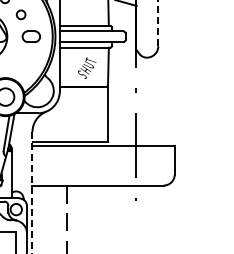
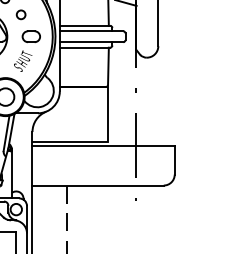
line: dashed -> solid (158, 23)
text position: (87, 67) -> (23, 60) (23, 60)
line: dashed -> solid (32, 192)
